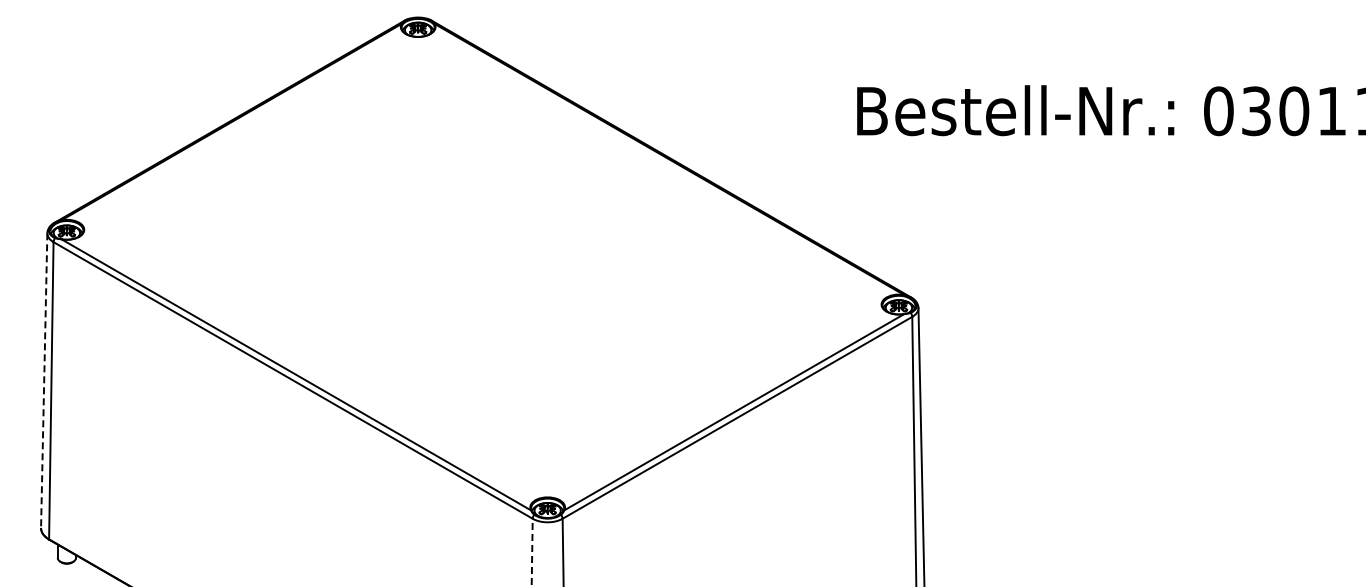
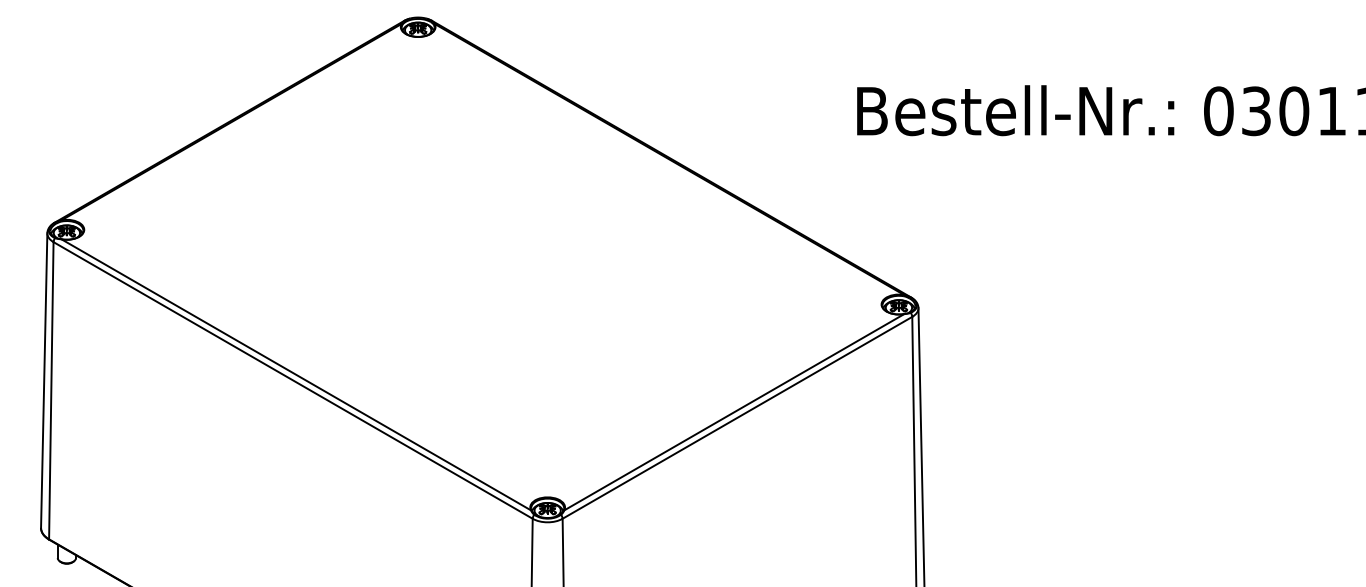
line: dashed -> solid (44, 381)
line: dashed -> solid (532, 552)
